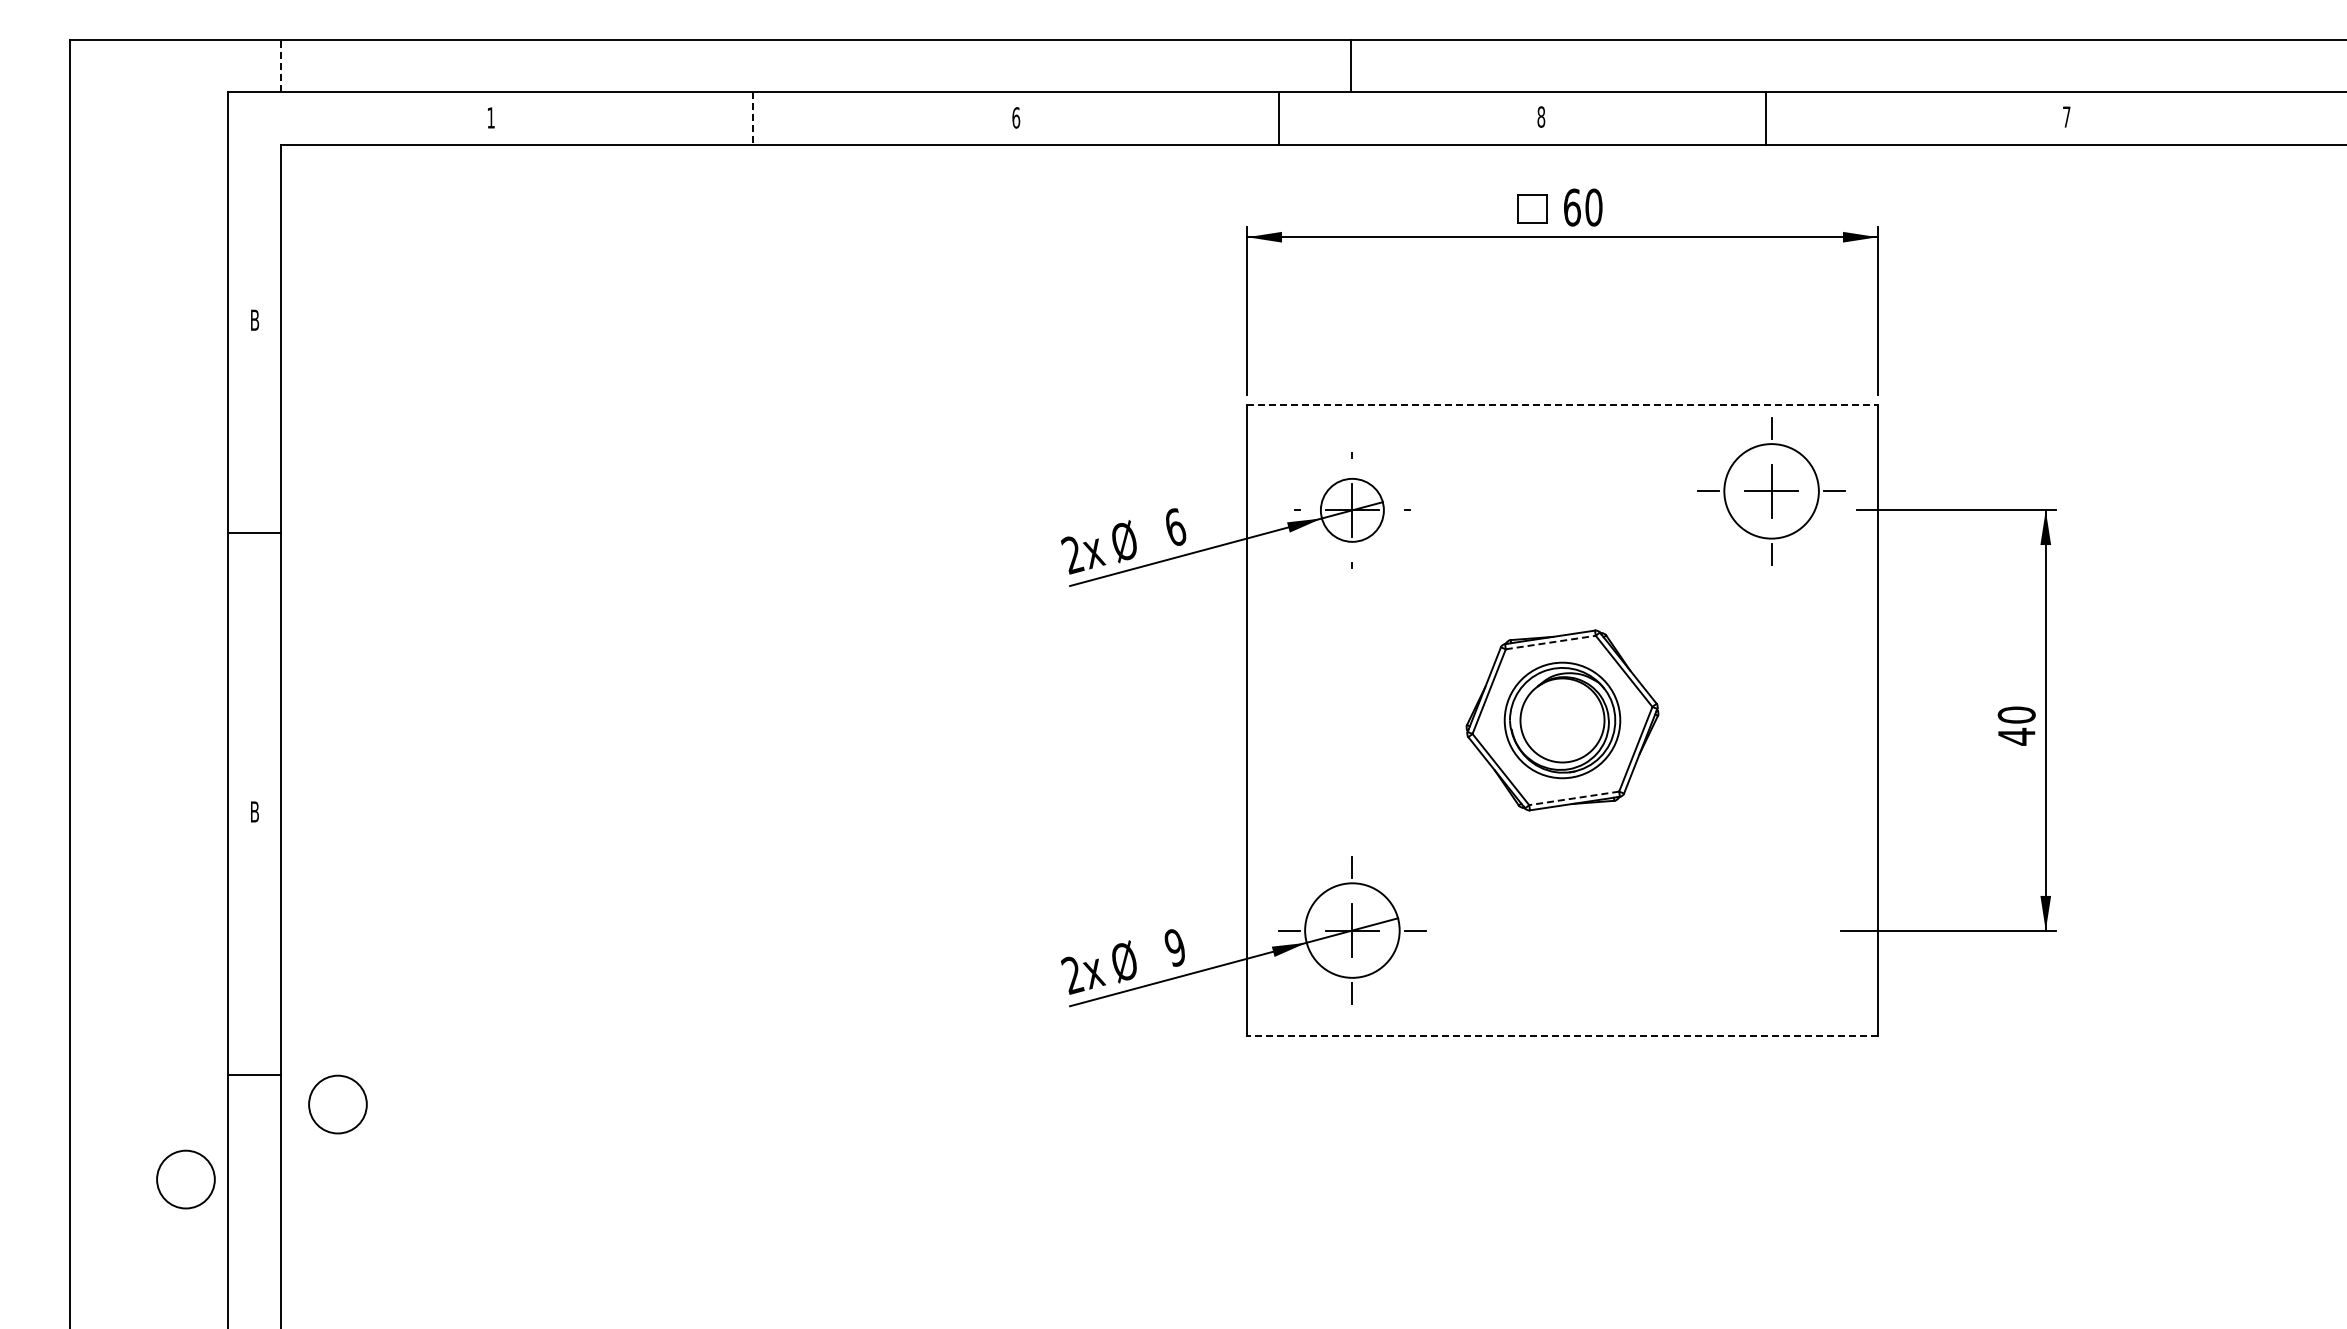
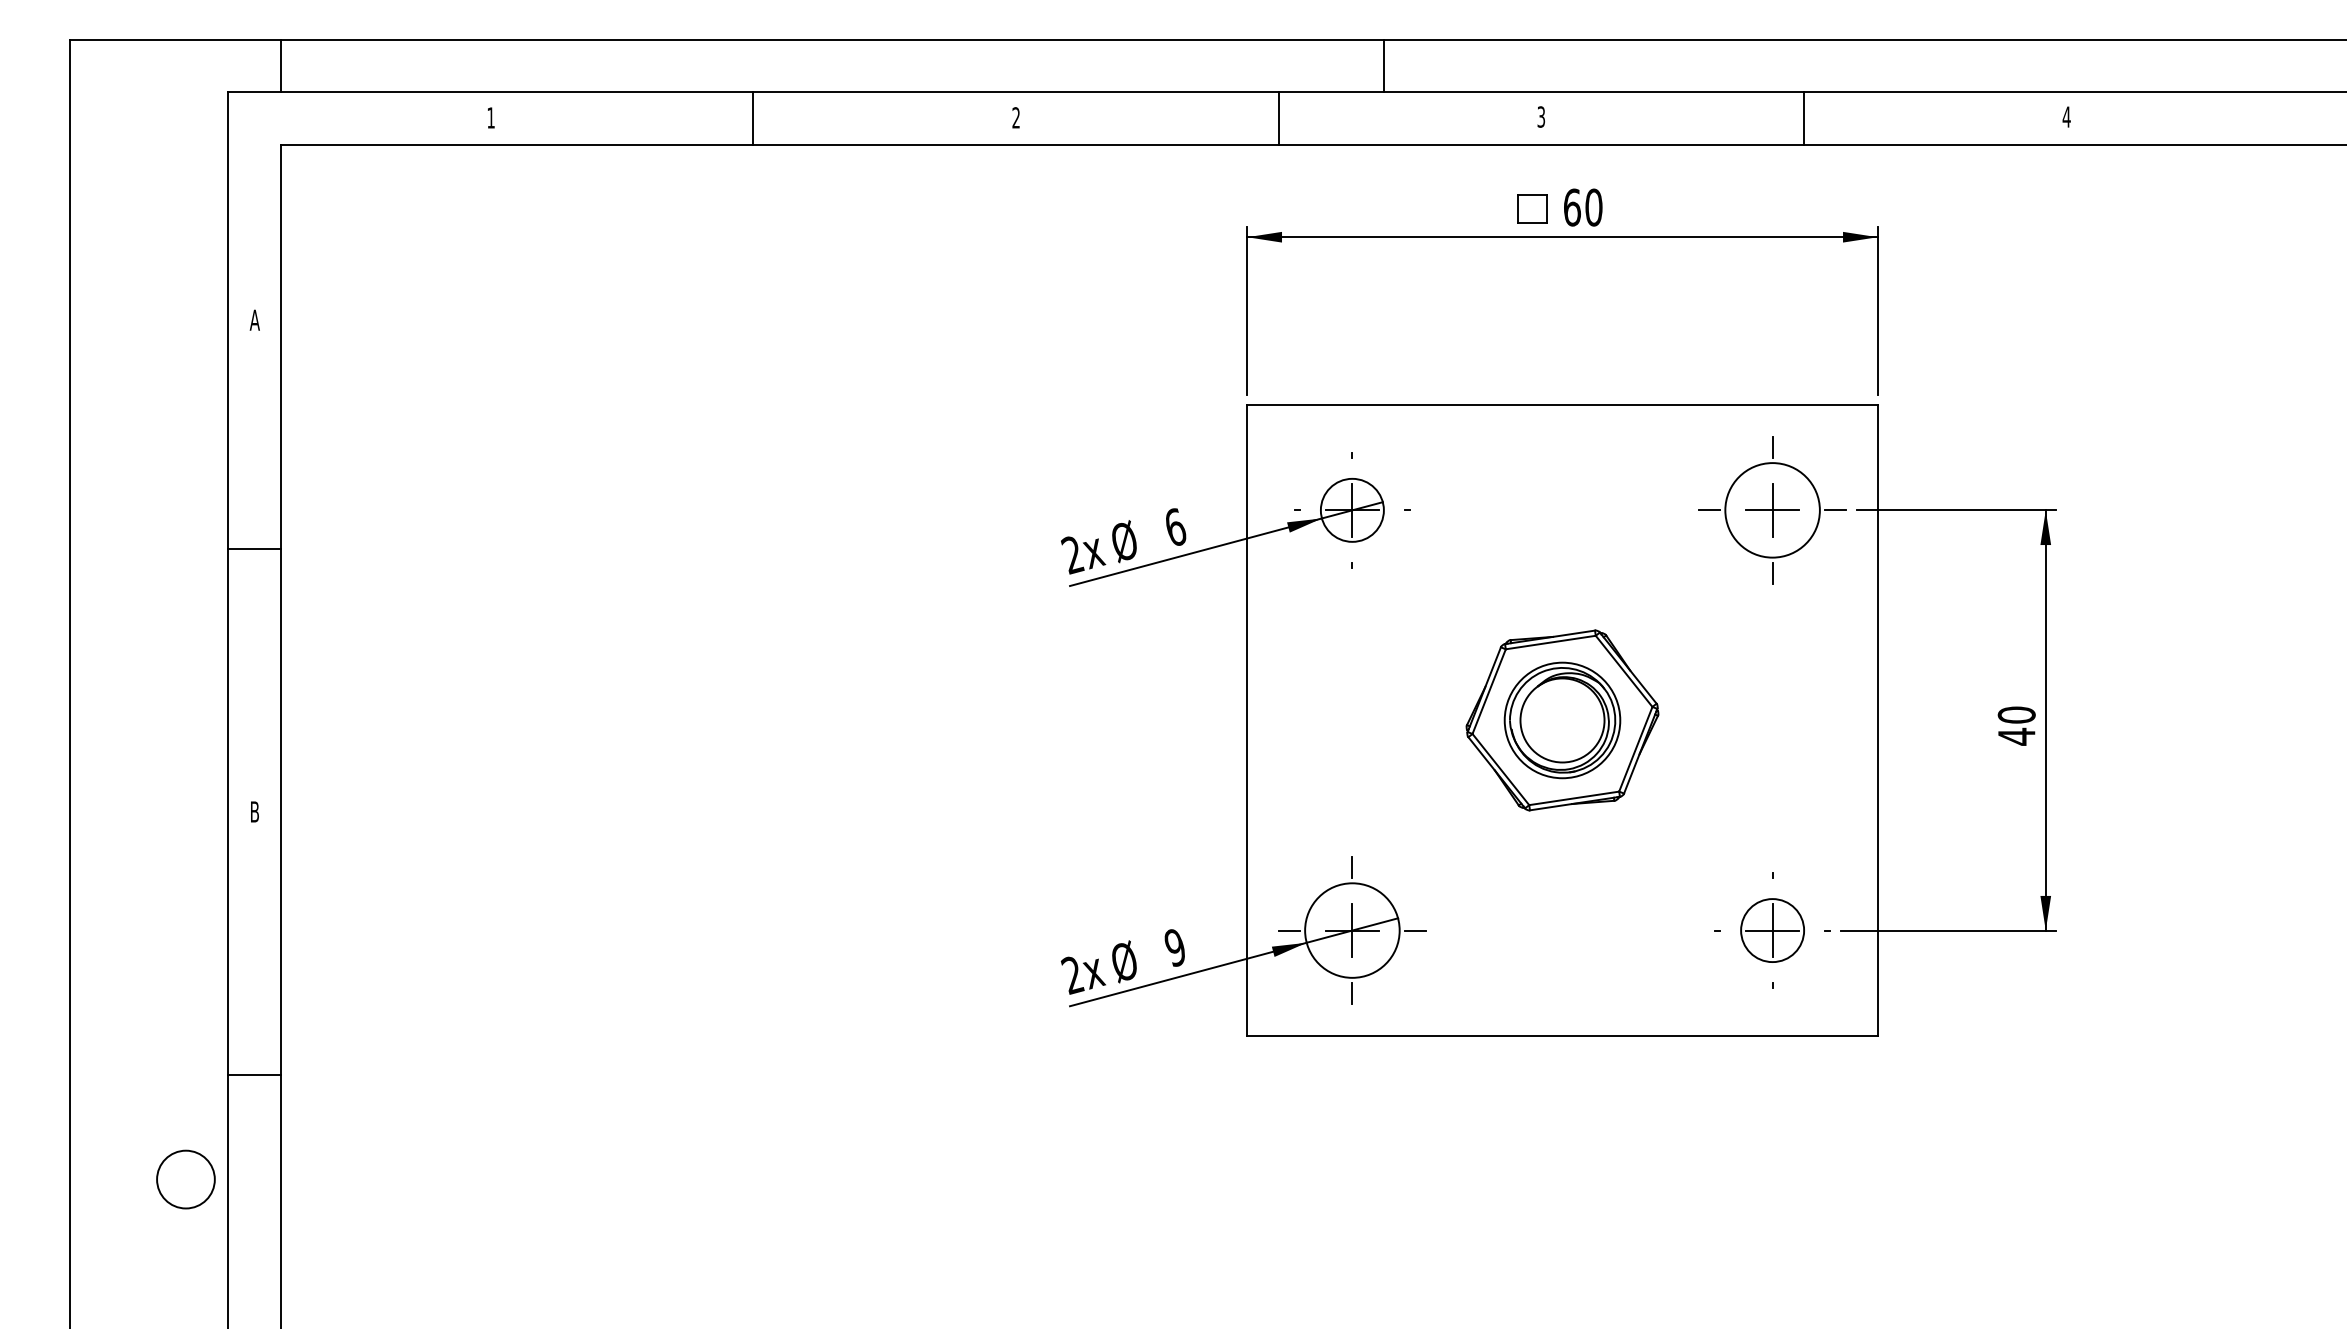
line: dashed -> solid (280, 65)
line position: (1350, 65) -> (1383, 65) (1383, 65)
text: 8 -> 3 (1541, 116)
text: 7 -> 4 (2066, 116)
text: 6 -> 2 (1016, 117)
line position: (1765, 118) -> (1803, 118) (1803, 118)
line: dashed -> solid (753, 119)
text: B -> A (254, 319)
line: dashed -> solid (1563, 405)
part position: (1771, 491) -> (1772, 510) (1772, 510)
line position: (253, 533) -> (253, 549) (253, 549)
line: dashed -> solid (1551, 642)
line: dashed -> solid (1573, 798)
part: none -> present (1772, 930)
line: dashed -> solid (1562, 1035)
circle: present -> none (337, 1104)
